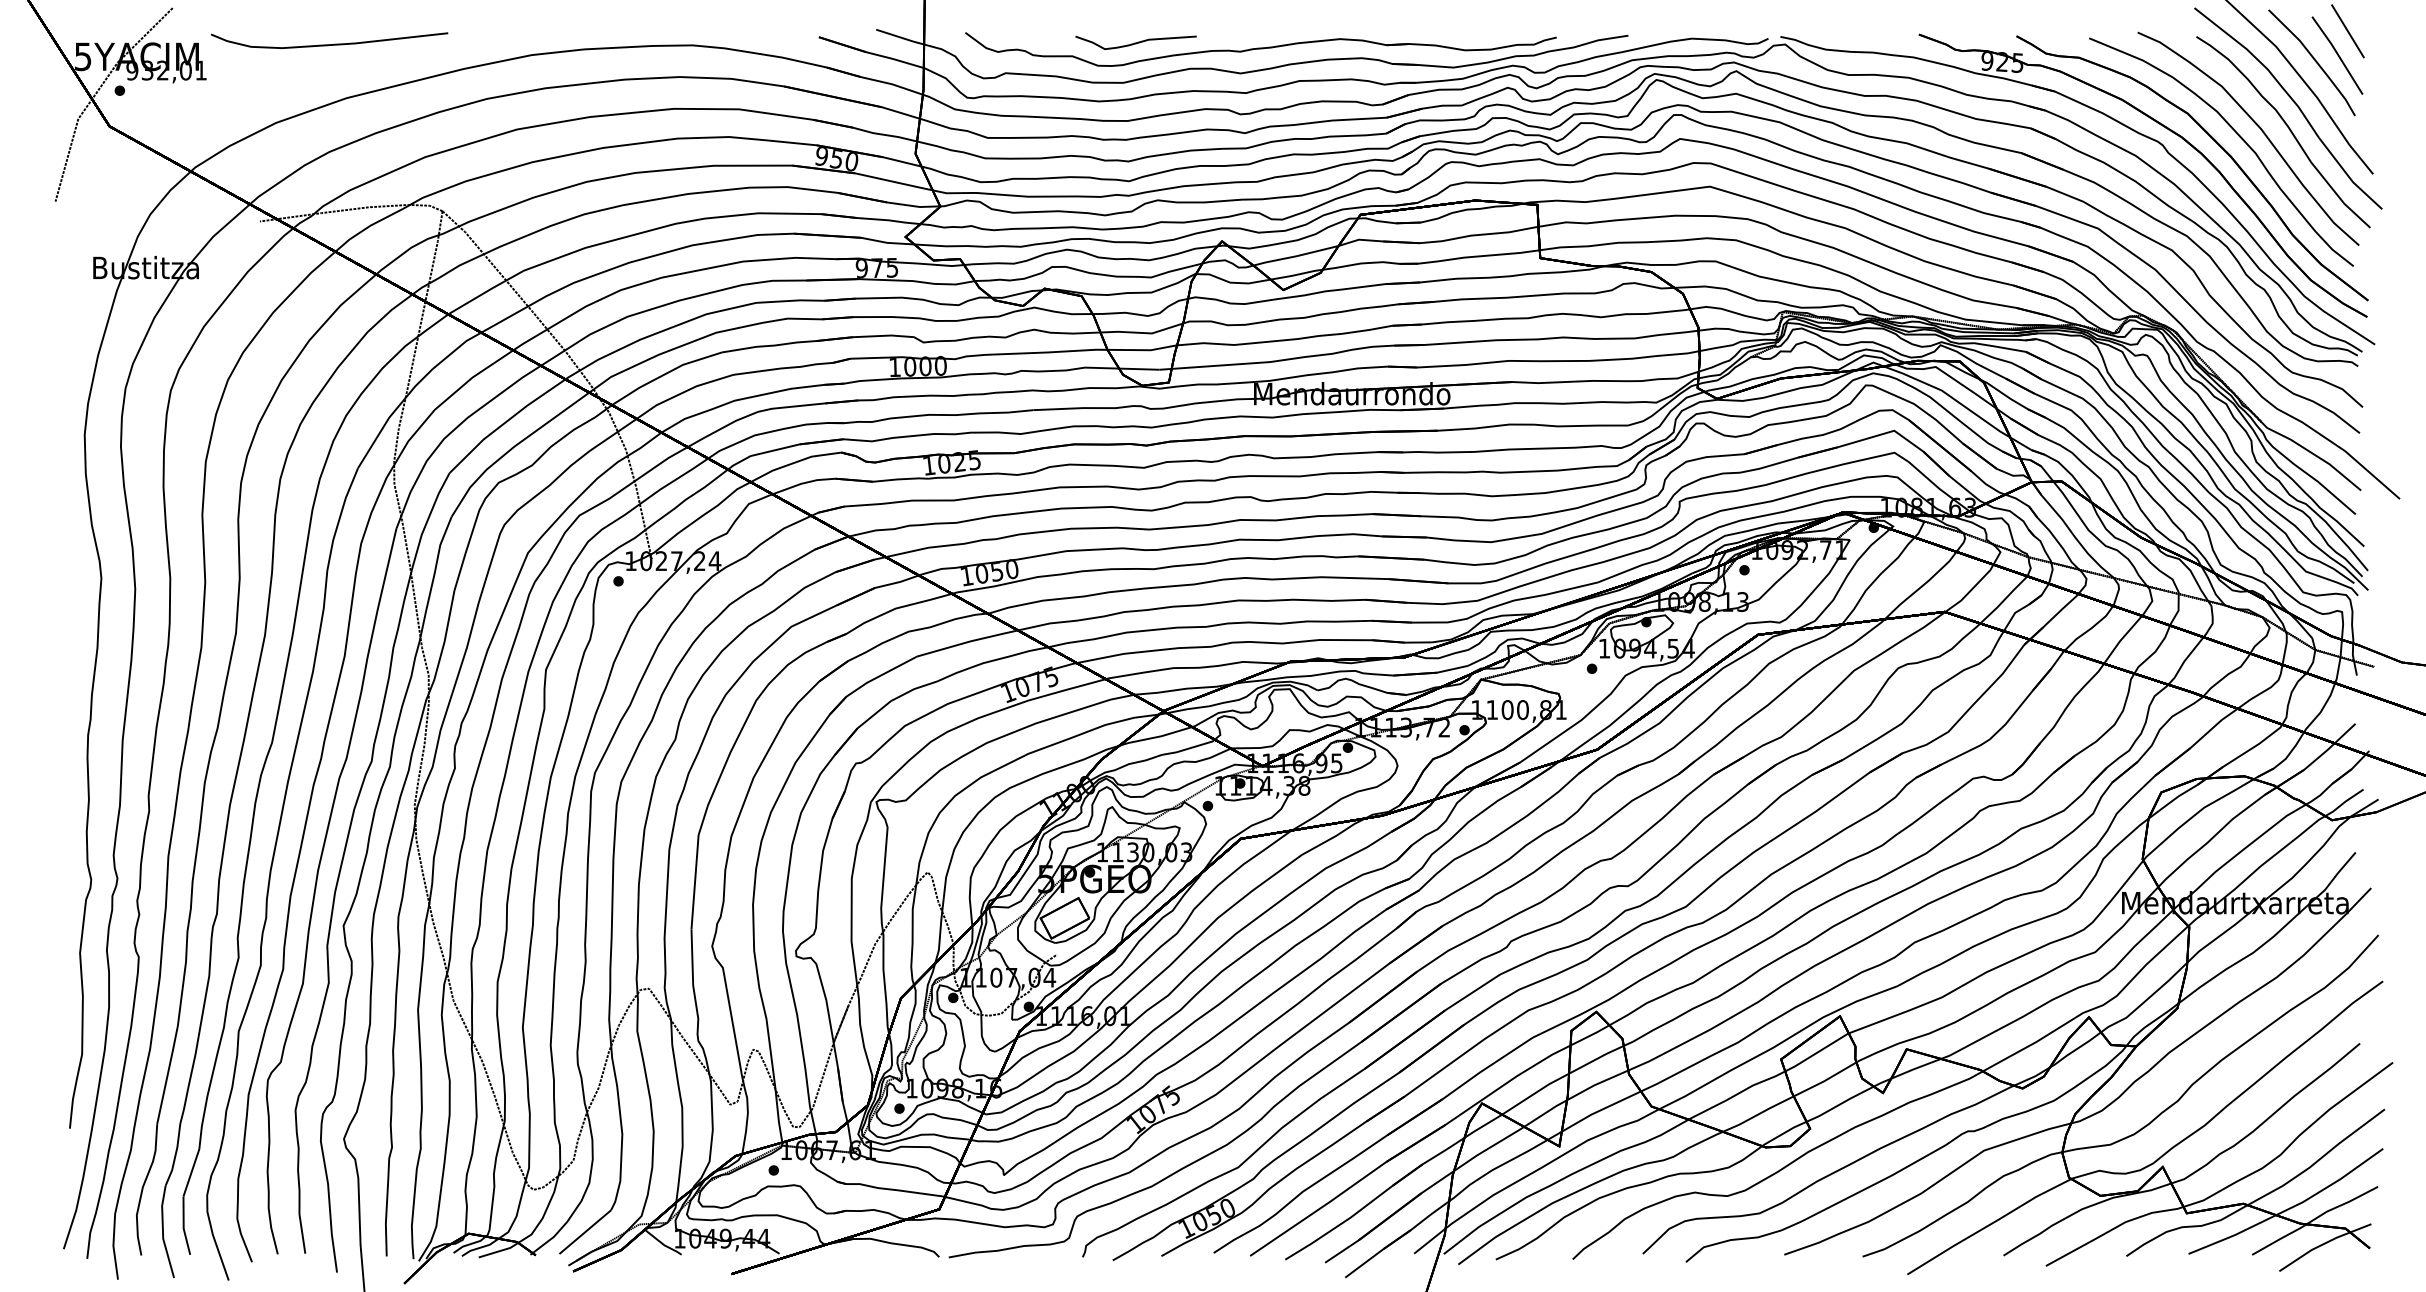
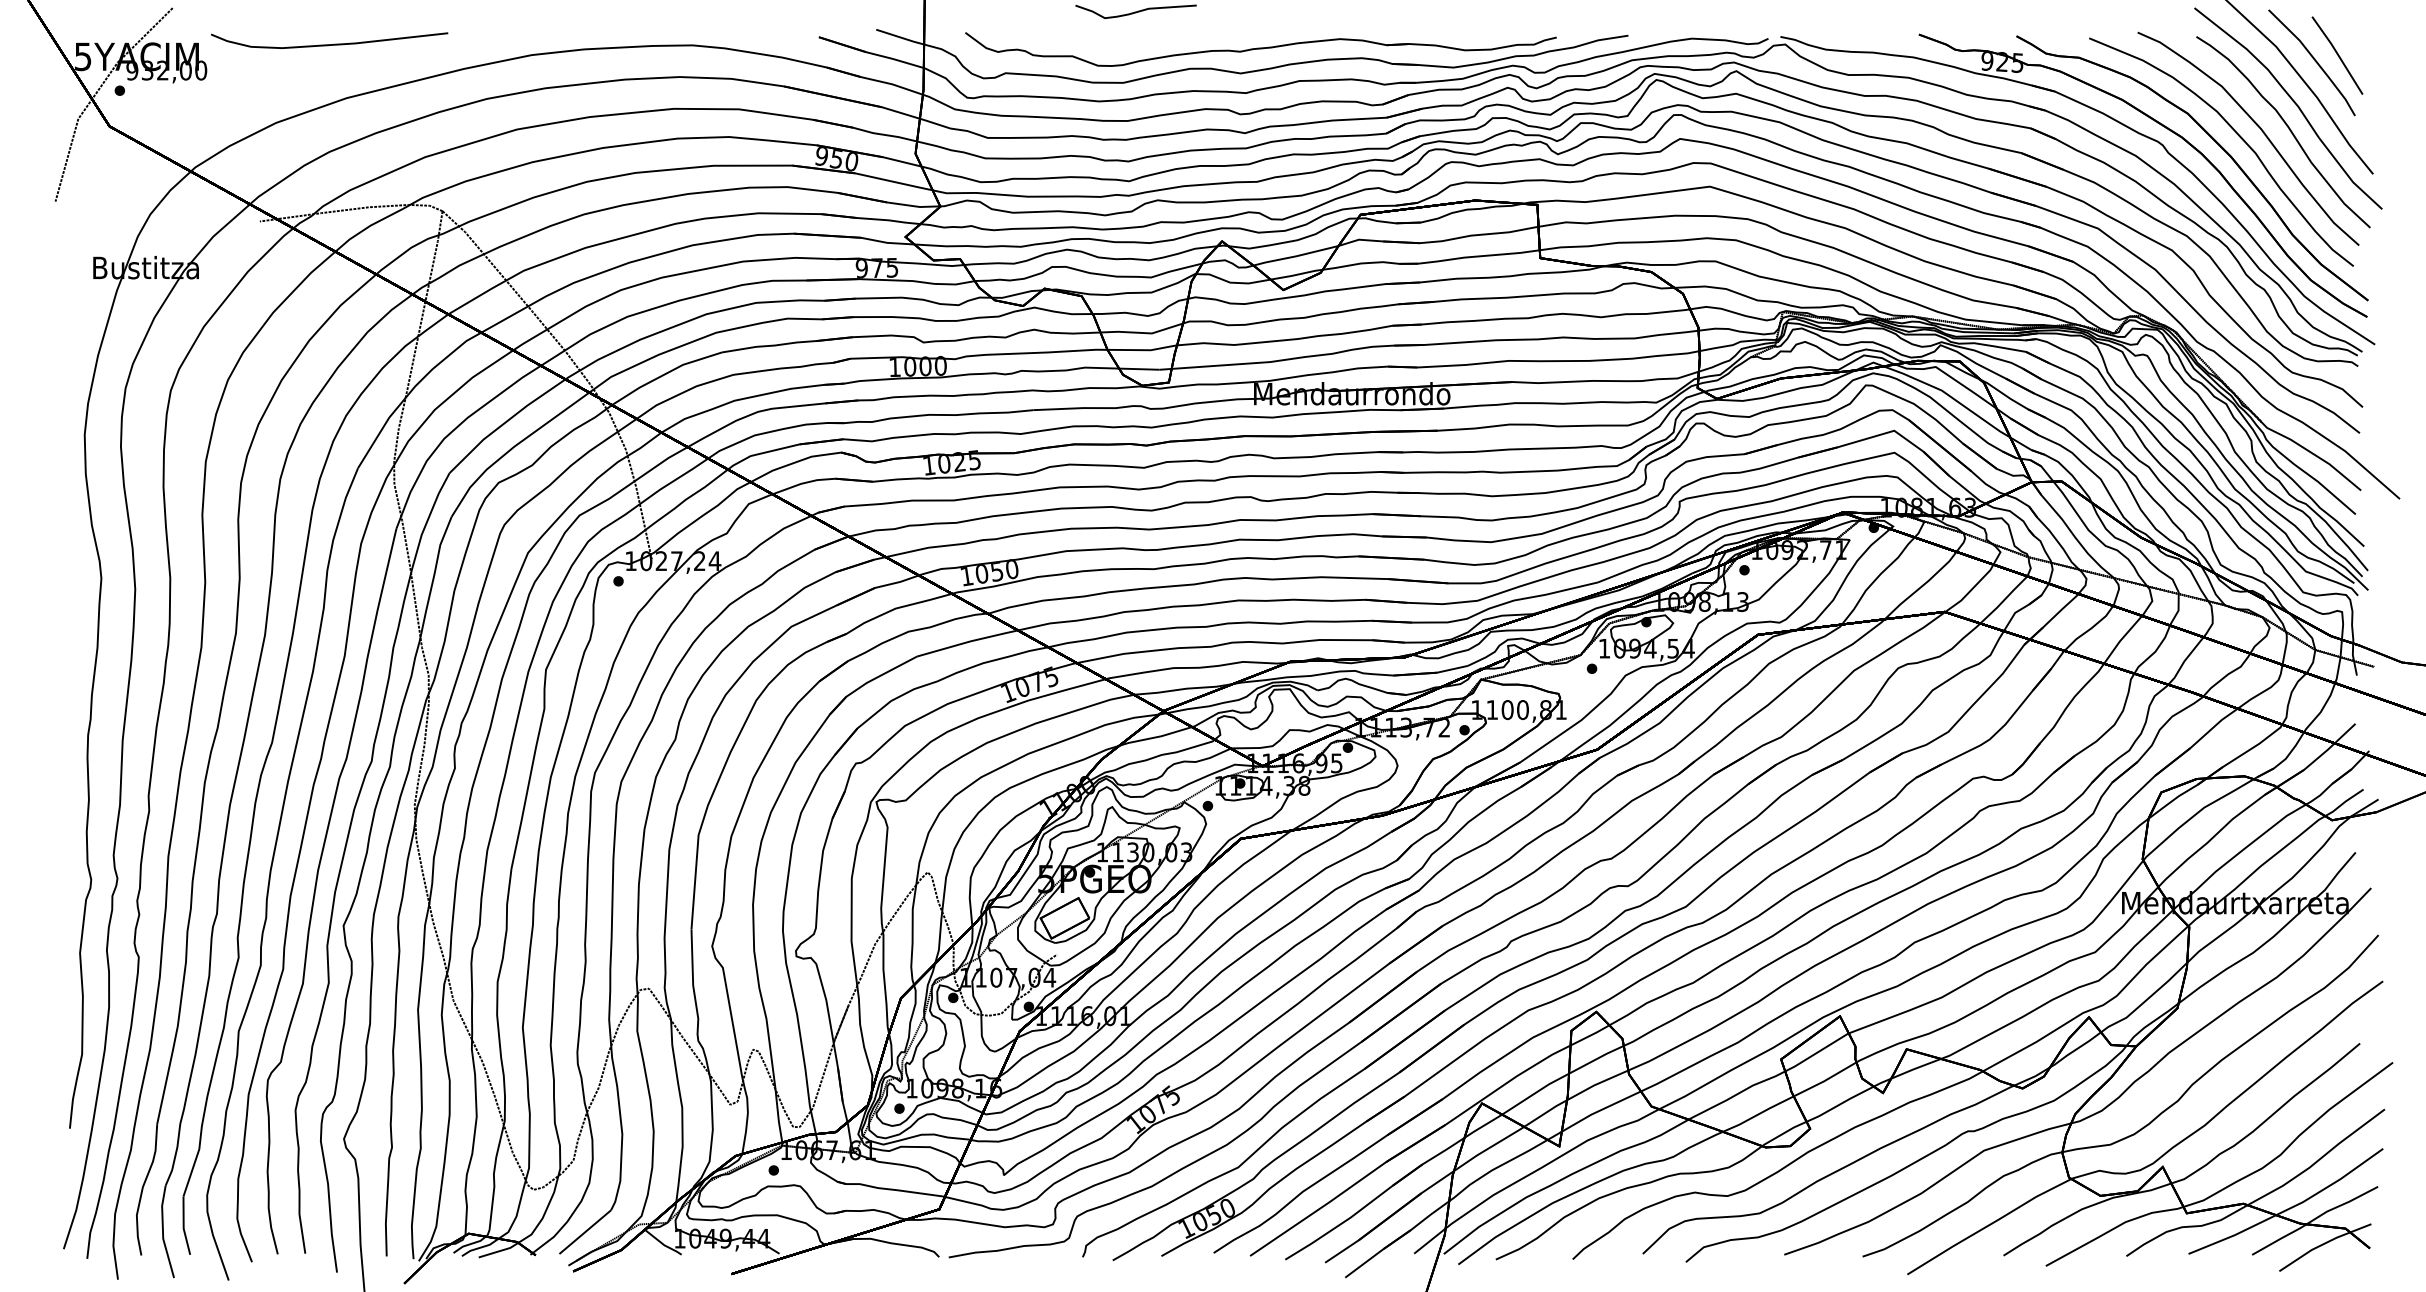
line: present -> none (2347, 31)
curve position: (1135, 42) -> (1135, 11) (1135, 11)
text: 932,01 -> 932,00 (201, 70)
